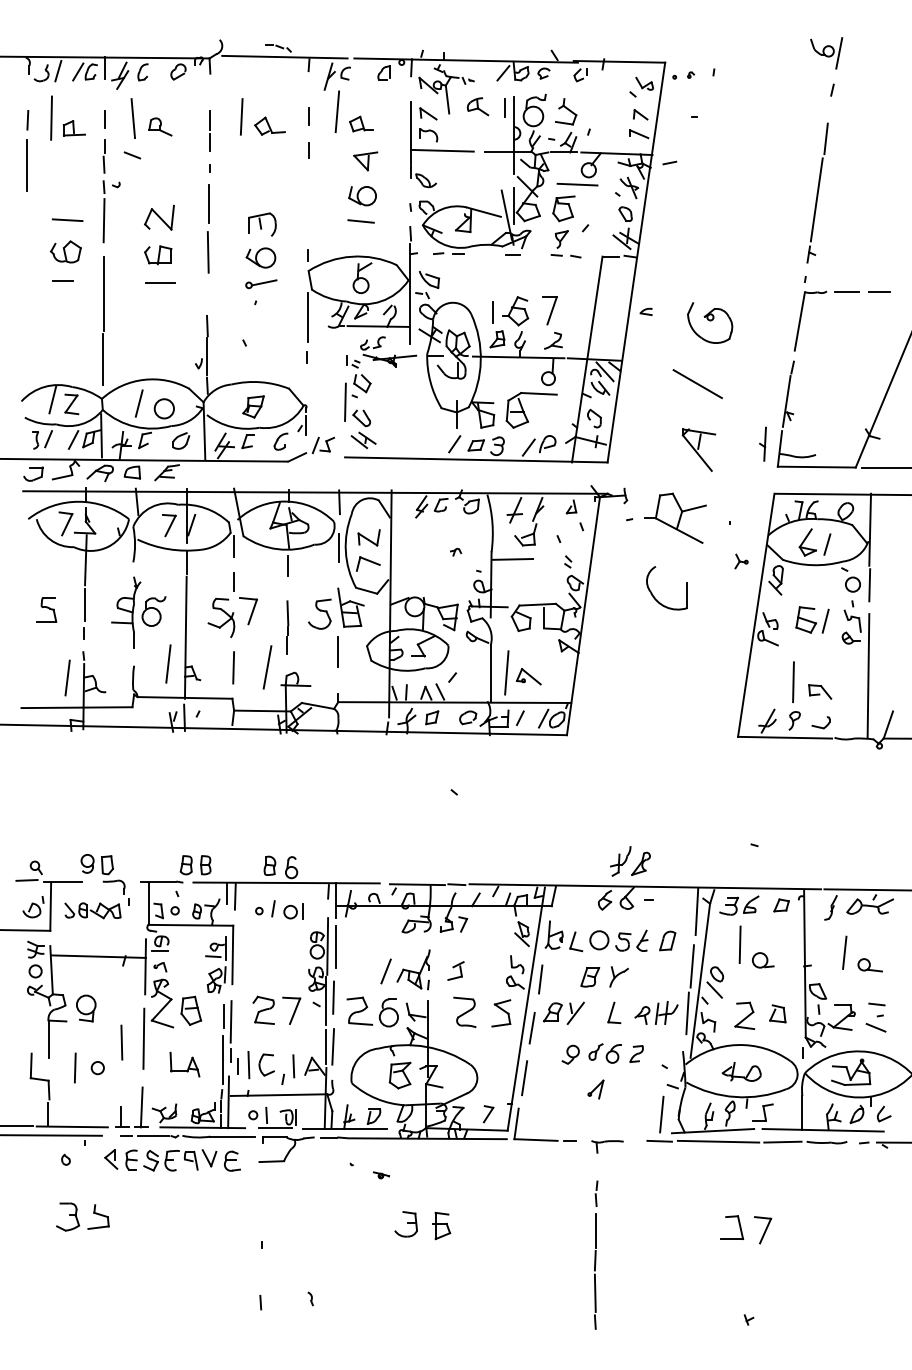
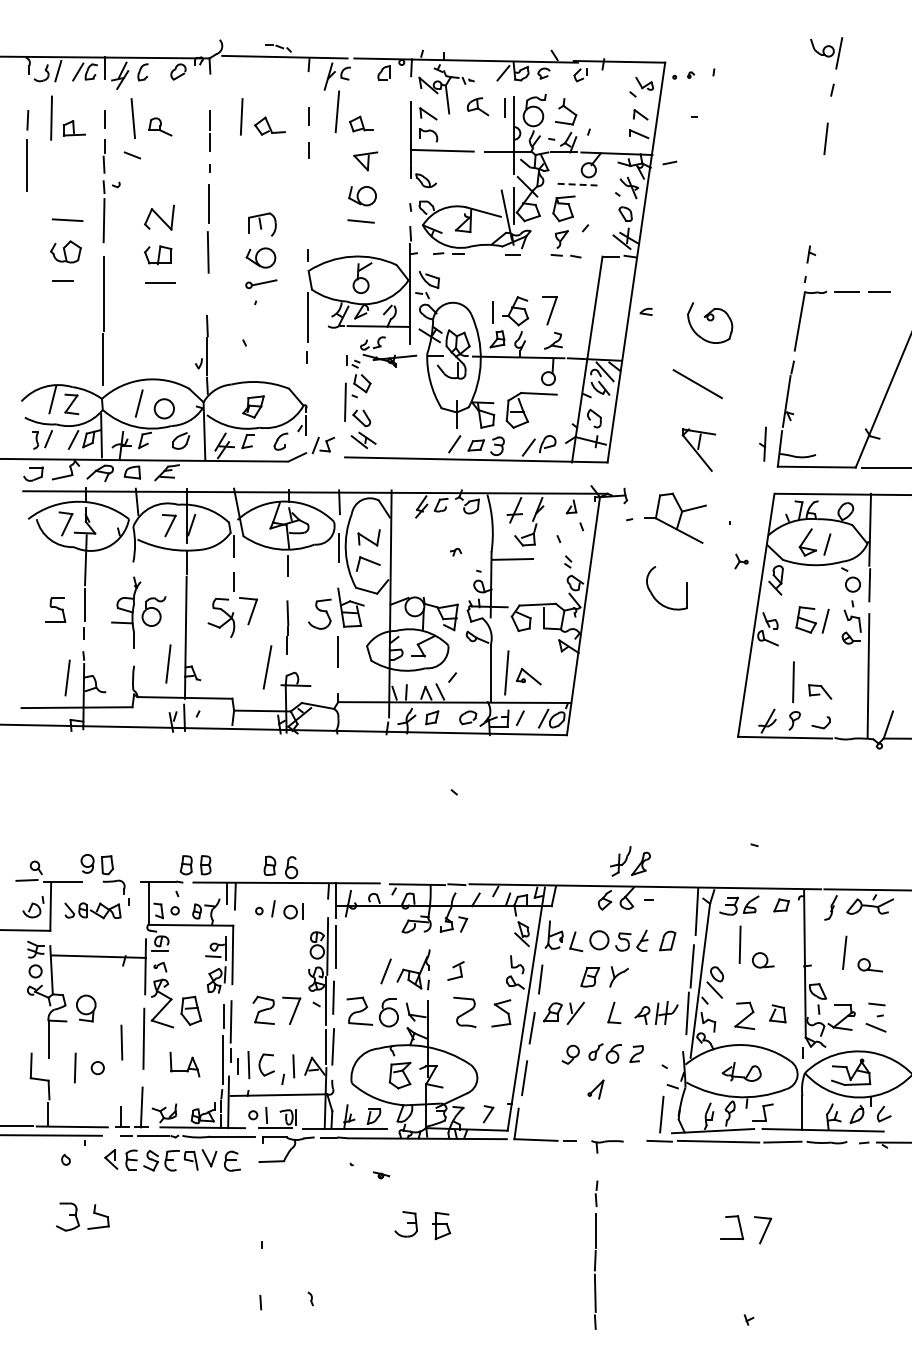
line: solid -> dashed (577, 184)
line: present -> none (816, 199)
part position: (46, 609) -> (55, 609) (55, 609)
line: present -> none (233, 667)
